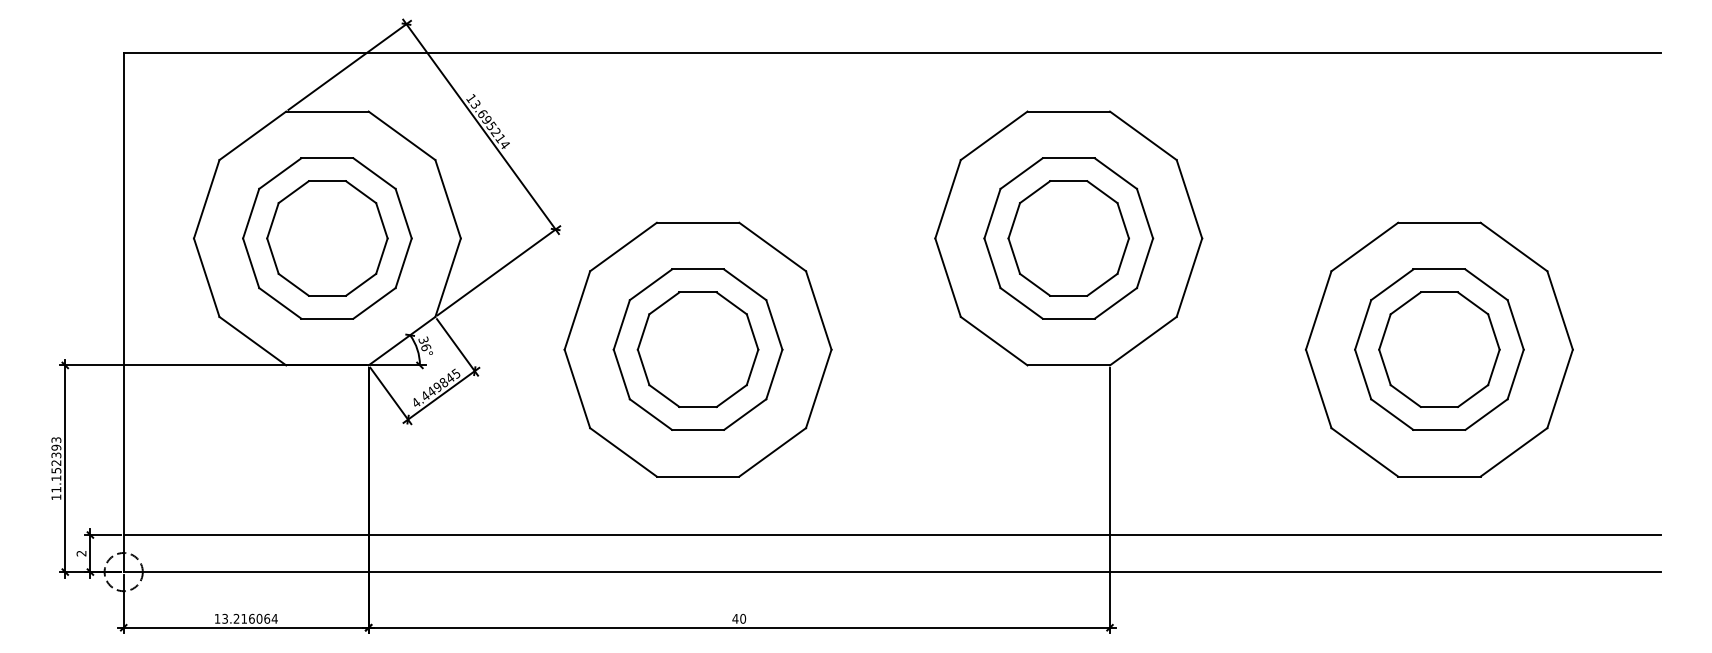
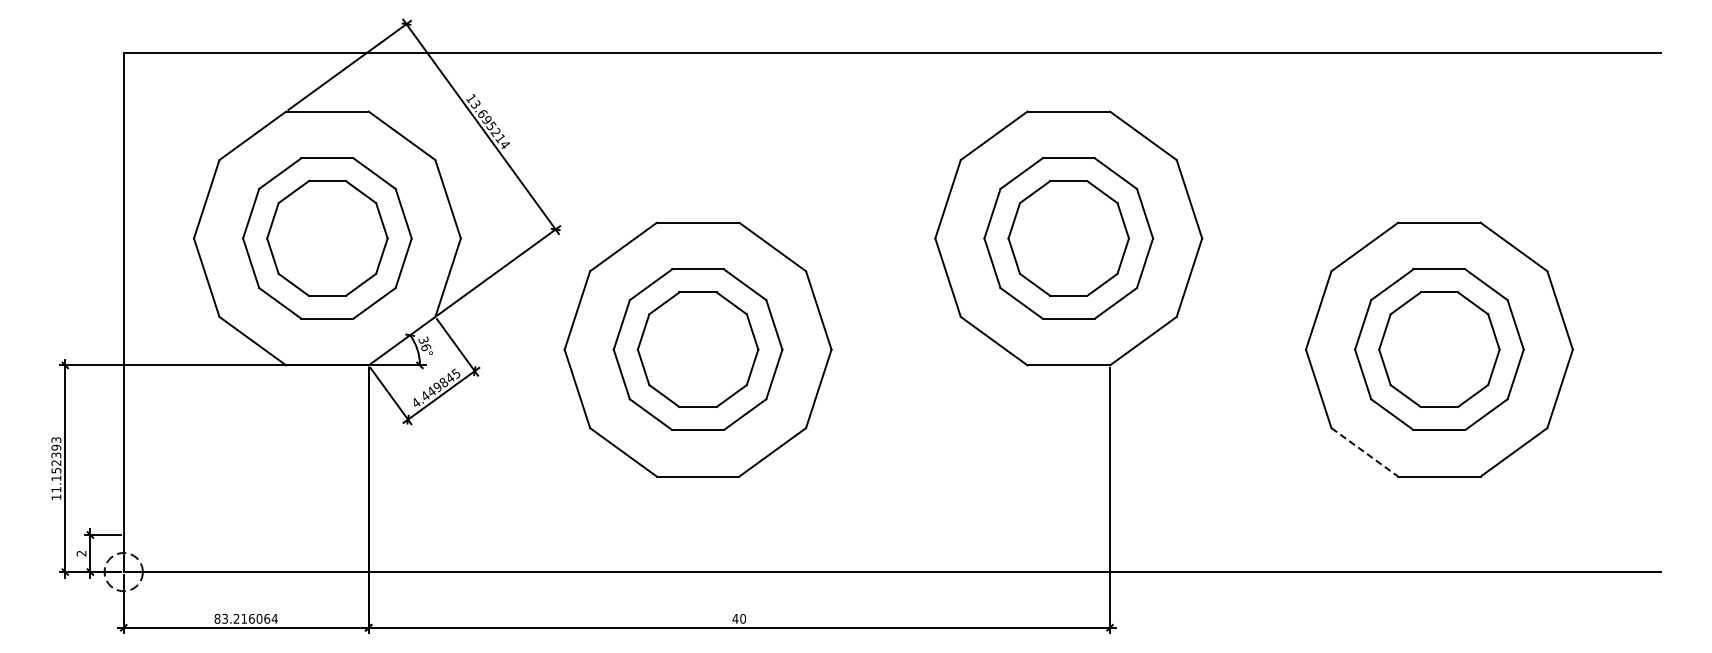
line: solid -> dashed (1365, 452)
line: present -> none (891, 535)
text: 13.216064 -> 83.216064 (217, 618)
